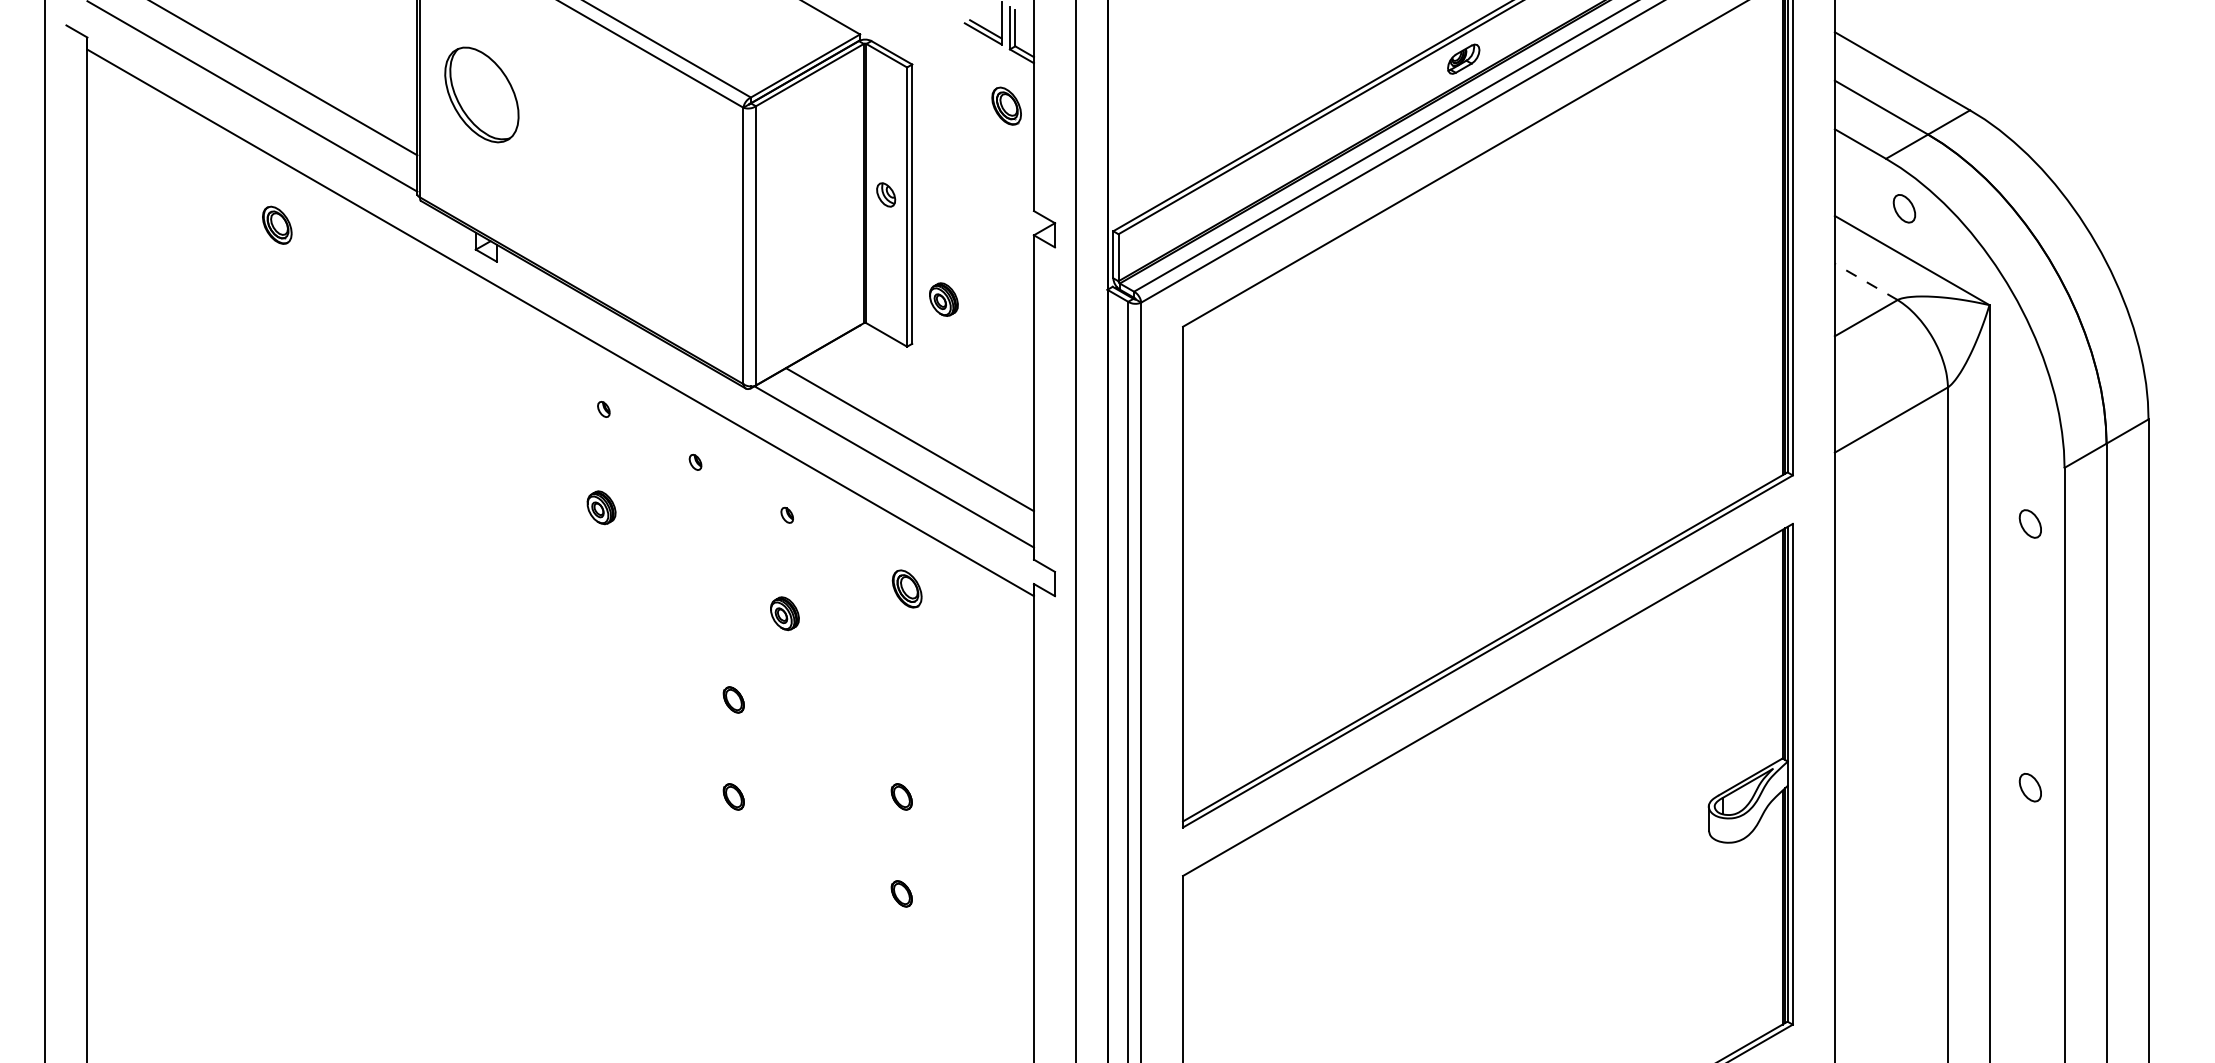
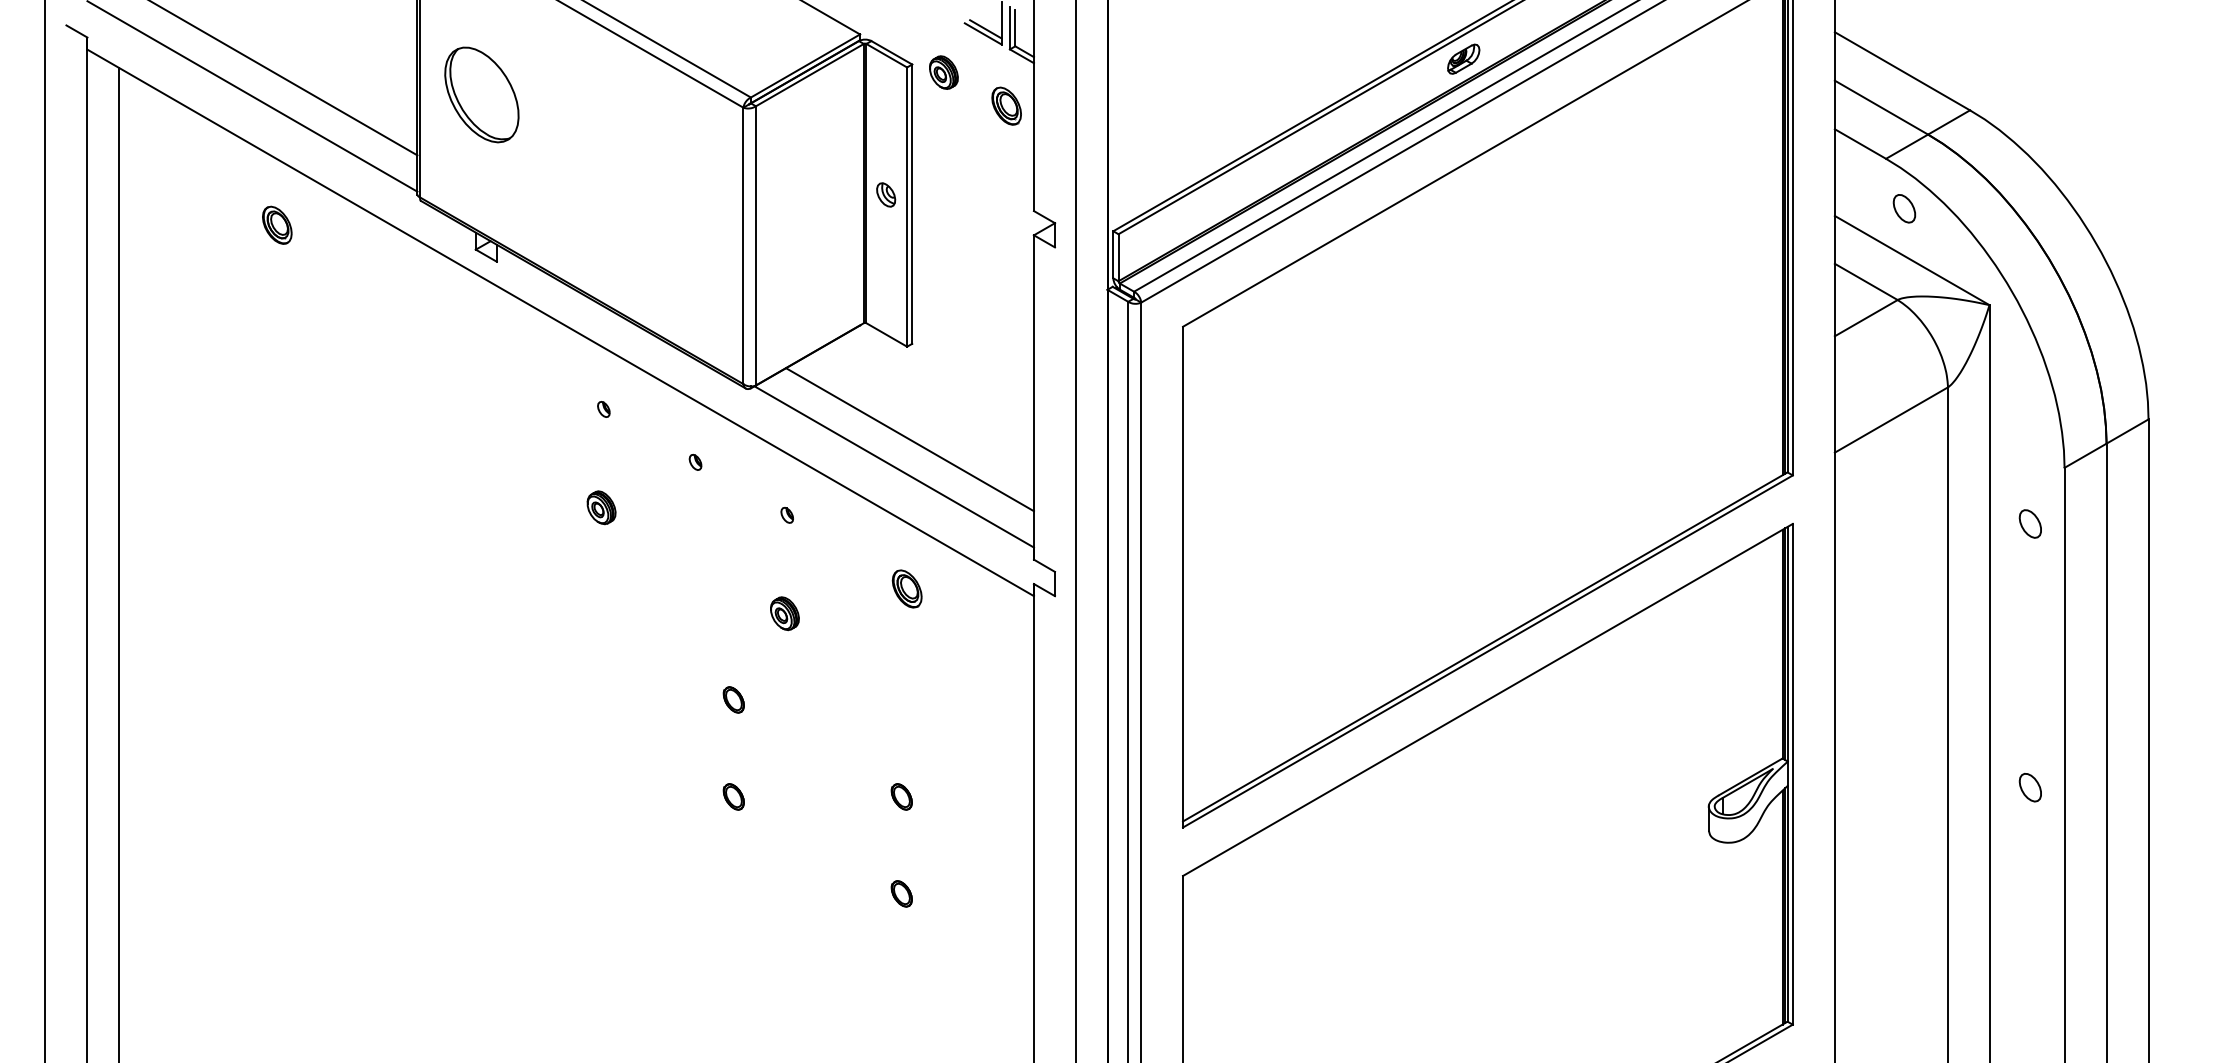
line: dashed -> solid (1865, 281)
part position: (943, 299) -> (943, 72) (943, 72)
line: none -> present (118, 563)
